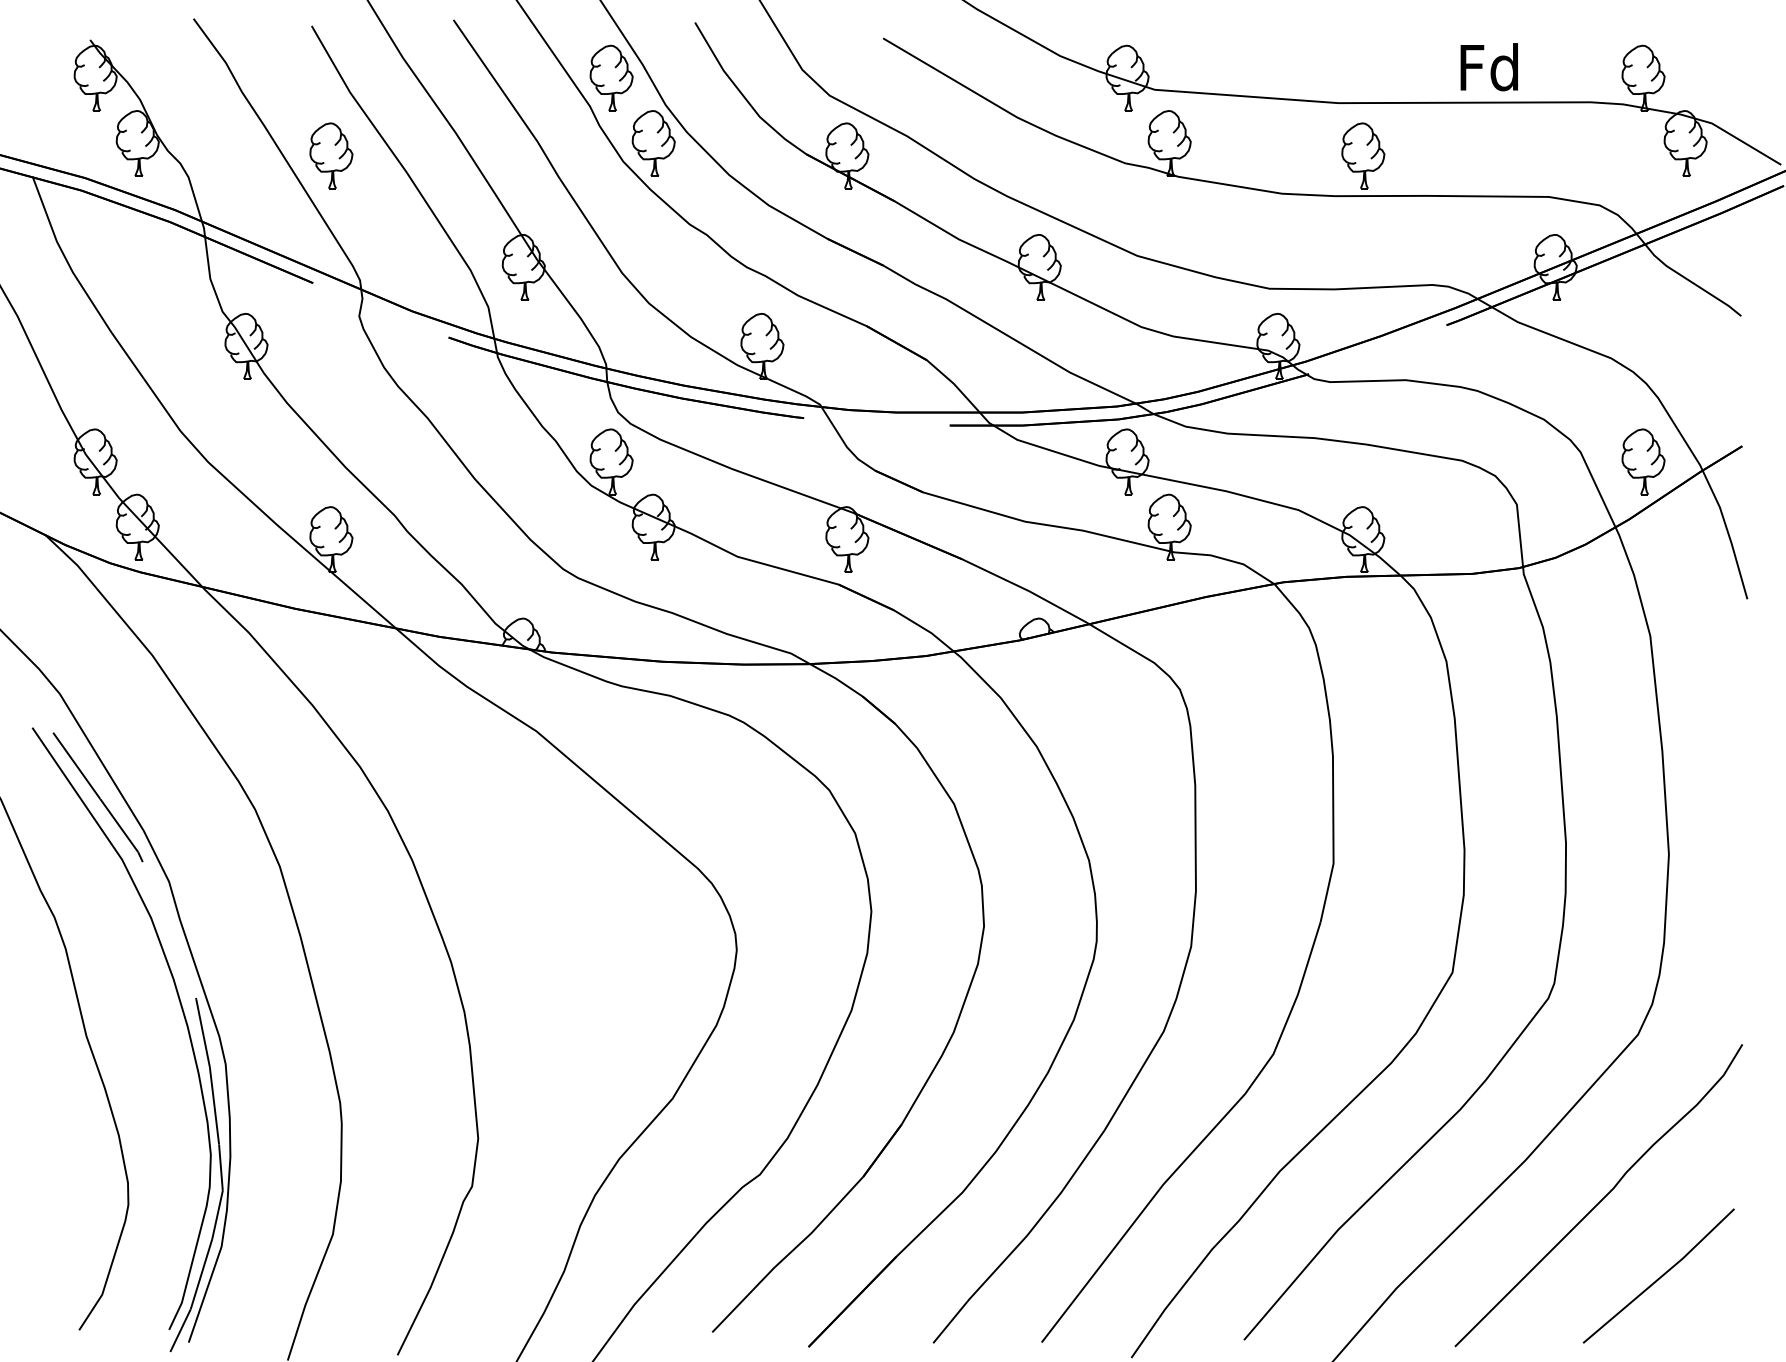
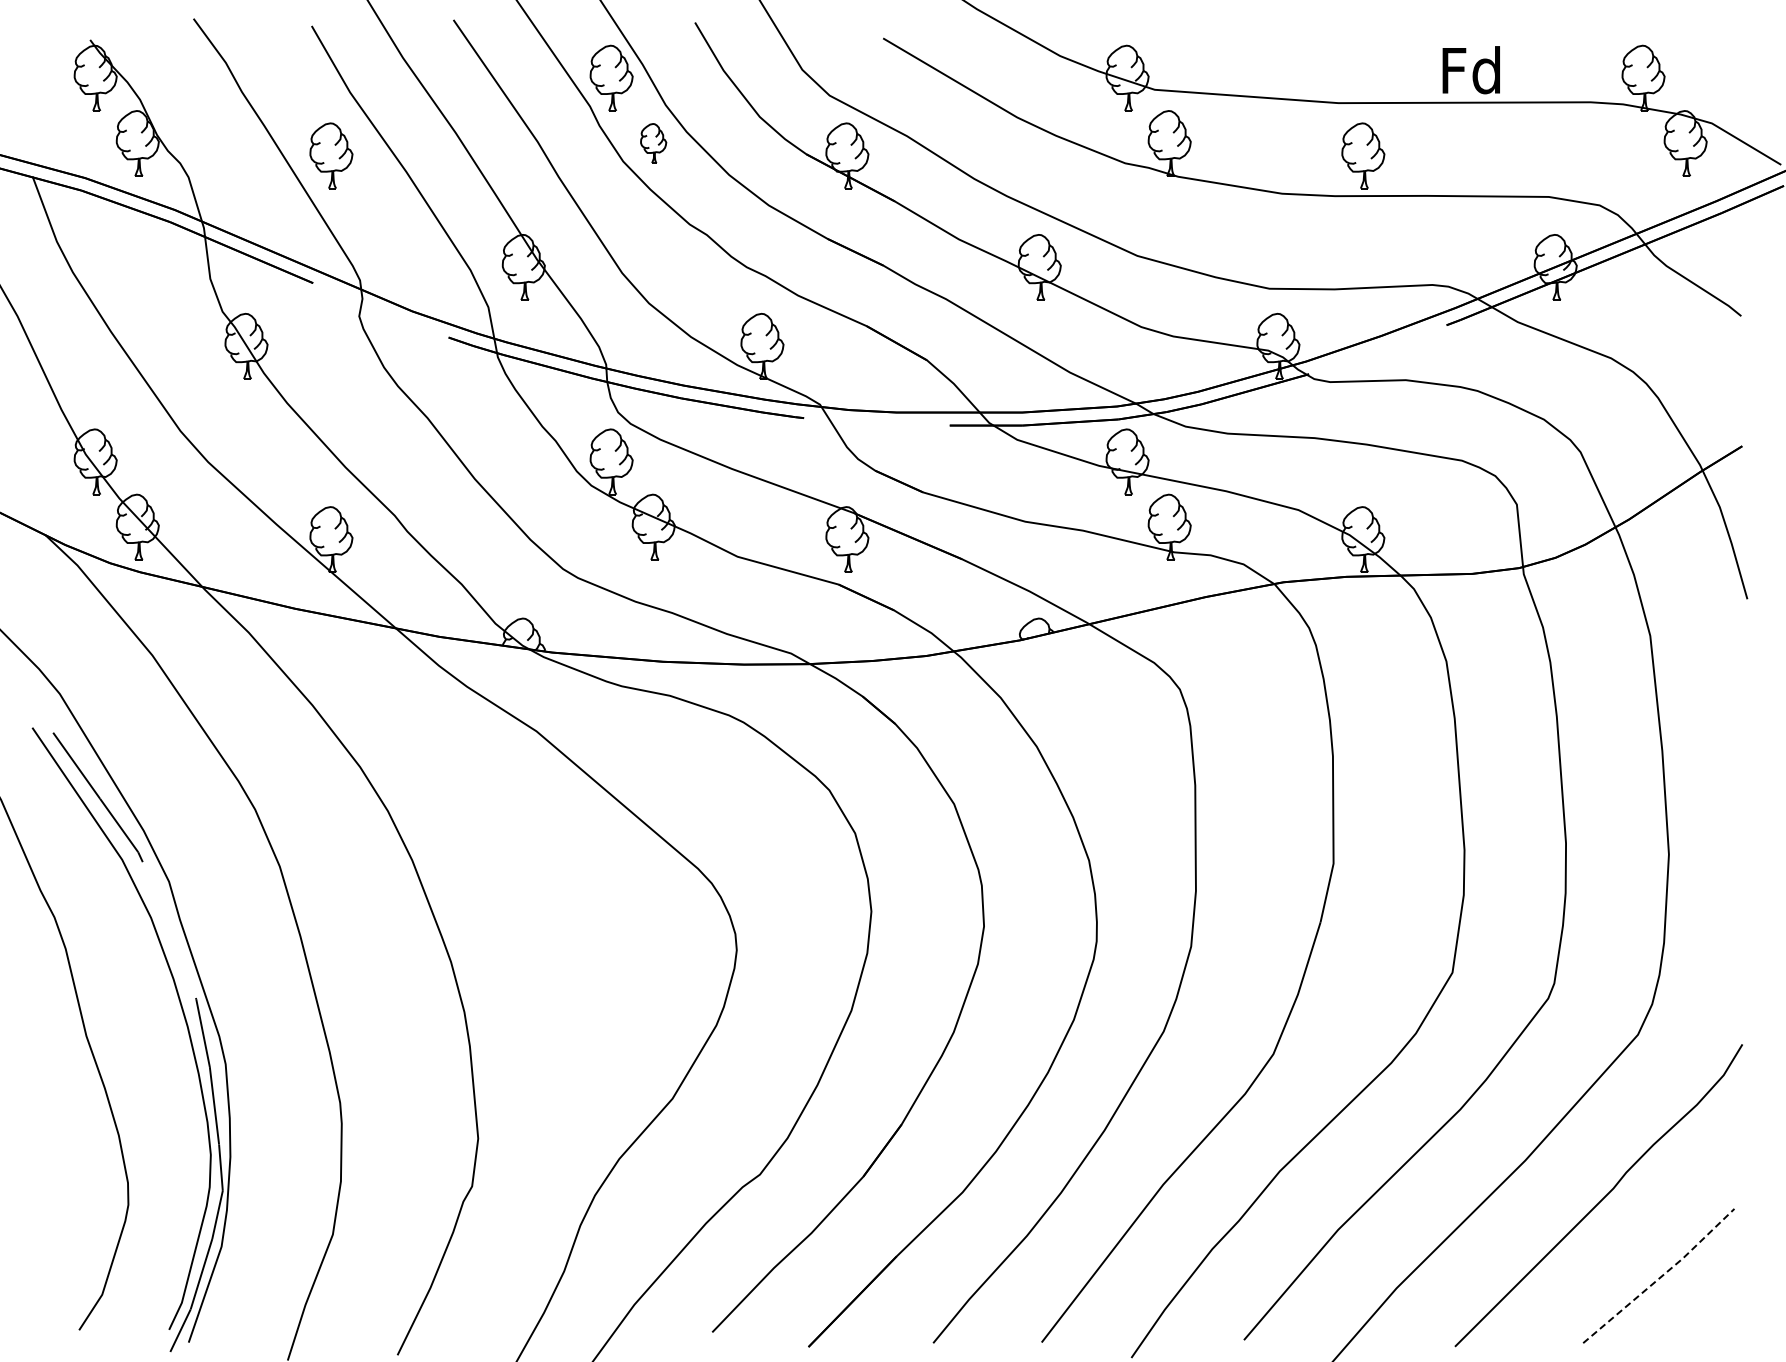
text position: (1488, 67) -> (1470, 70) (1470, 70)
part size: 45x67 px -> 28x41 px (653, 143)
part: present -> none (1643, 461)
line: solid -> dashed (1660, 1277)
